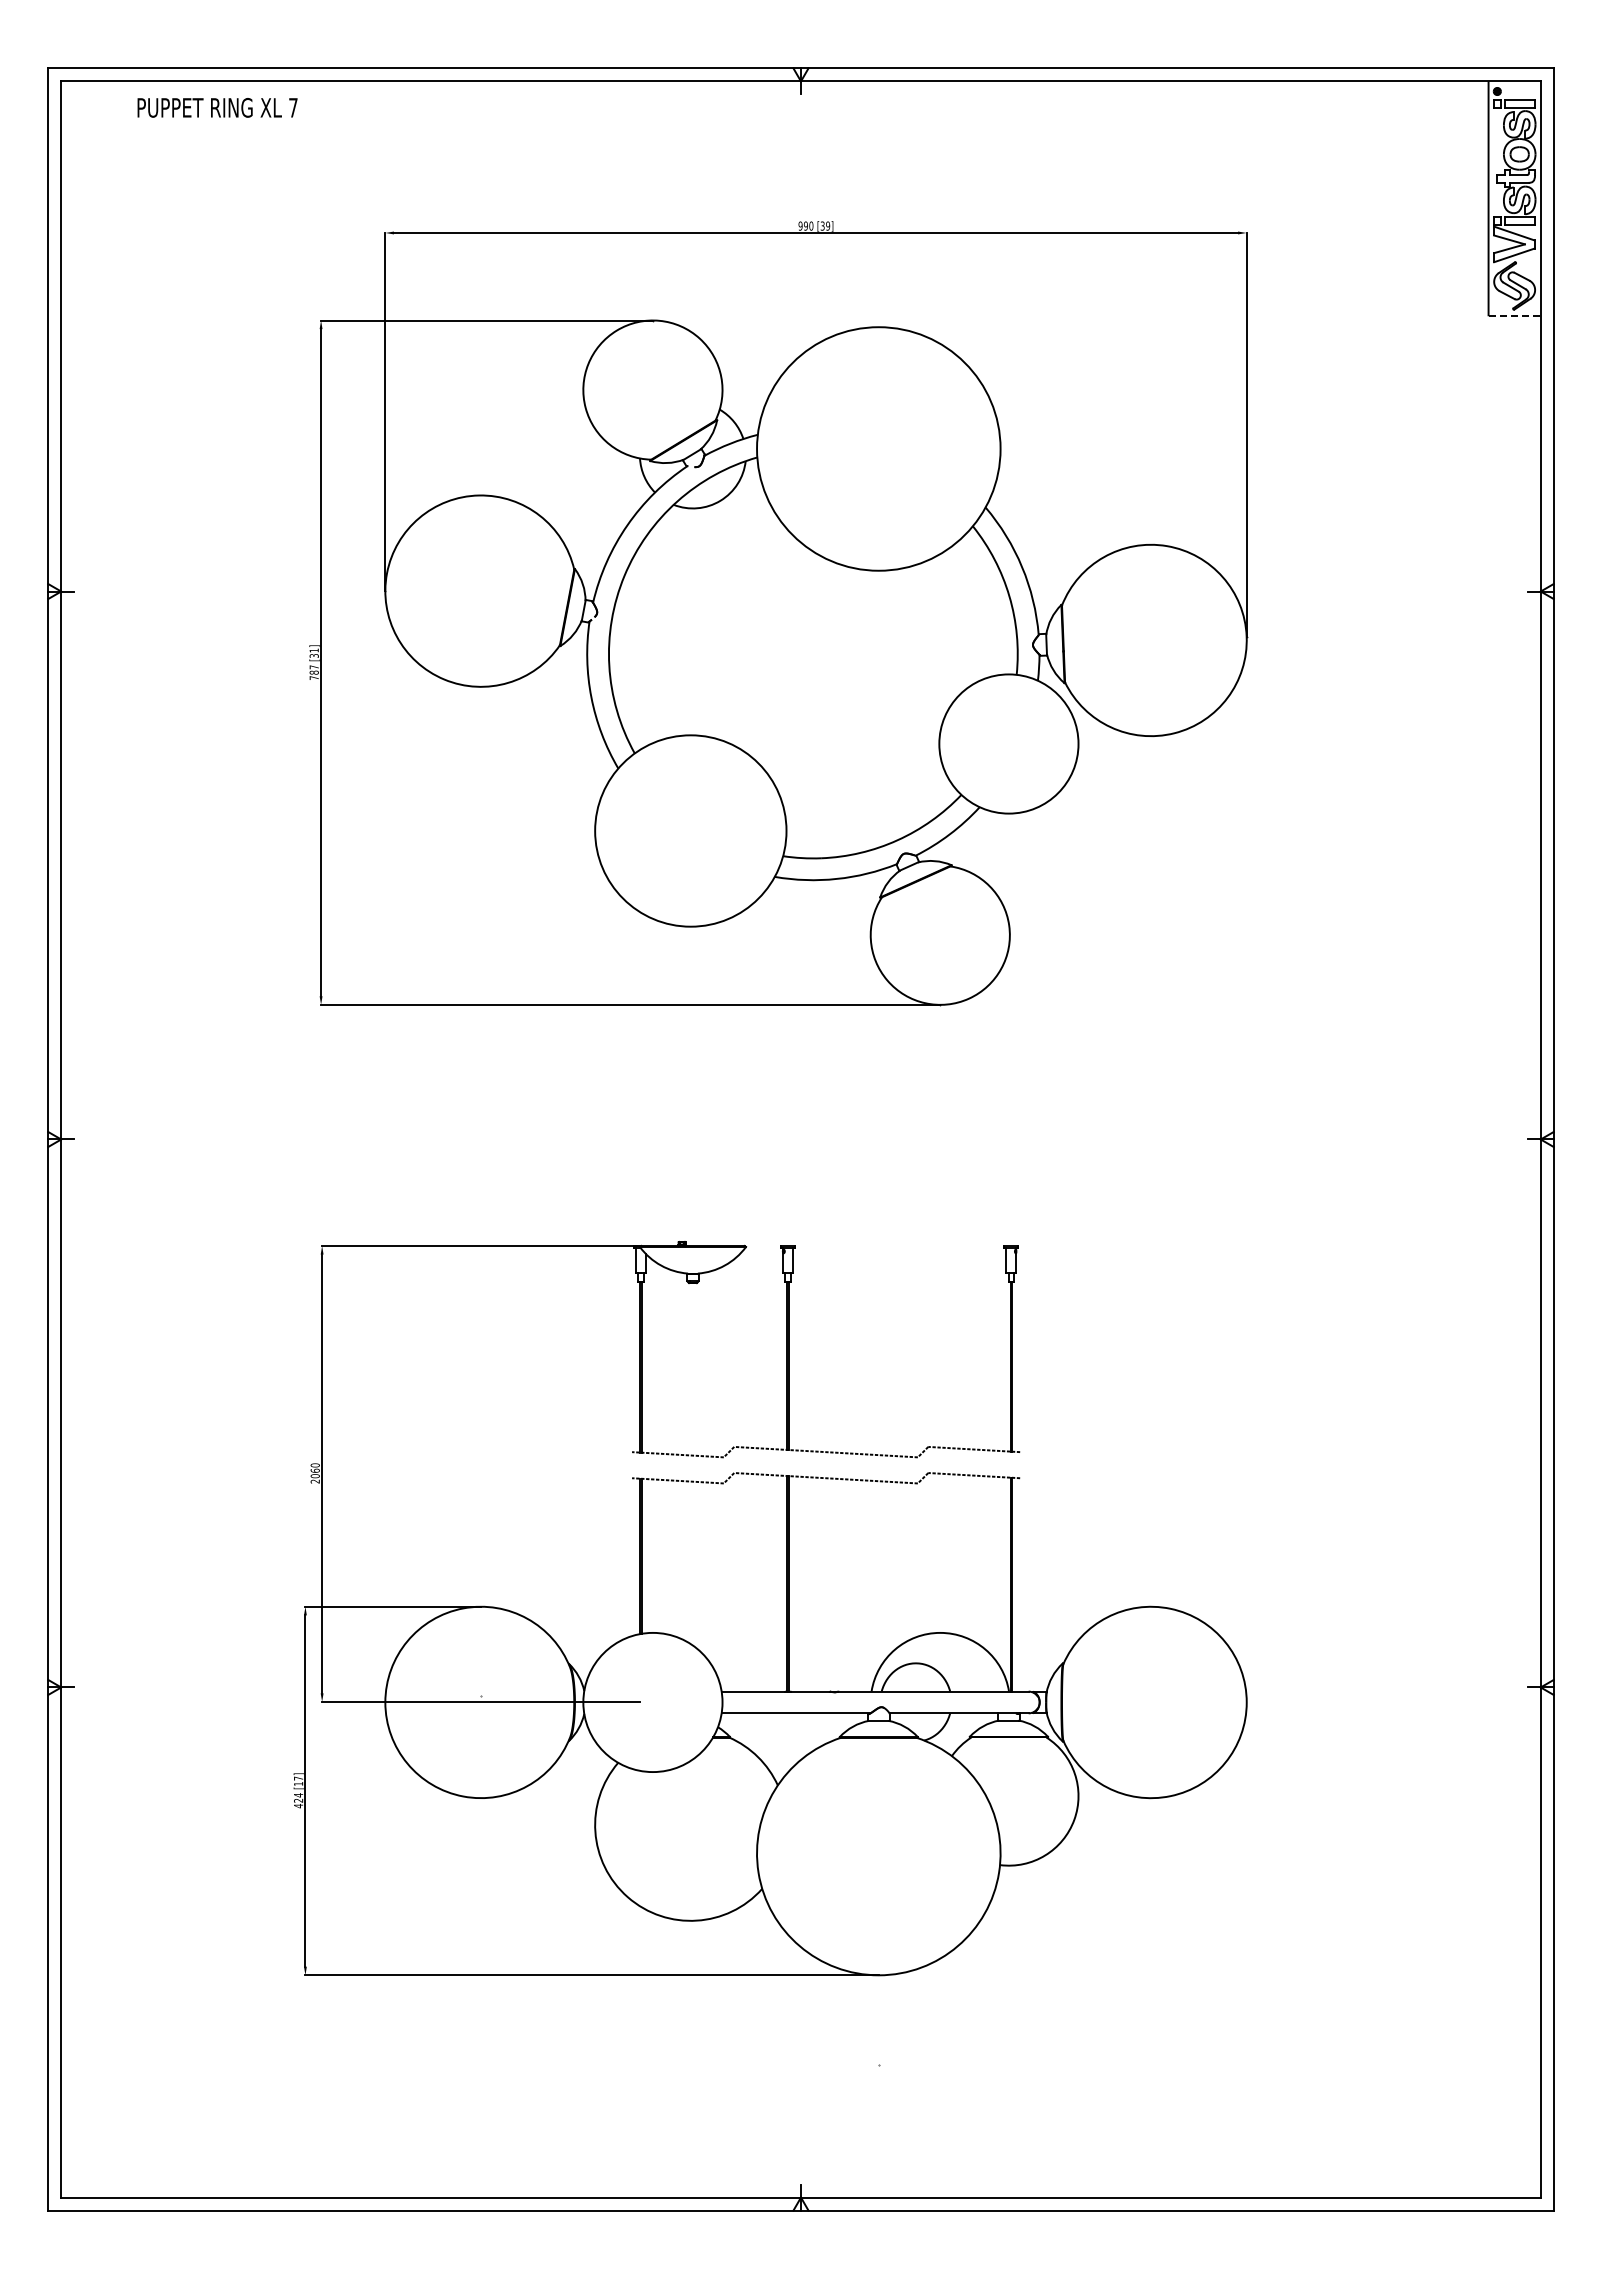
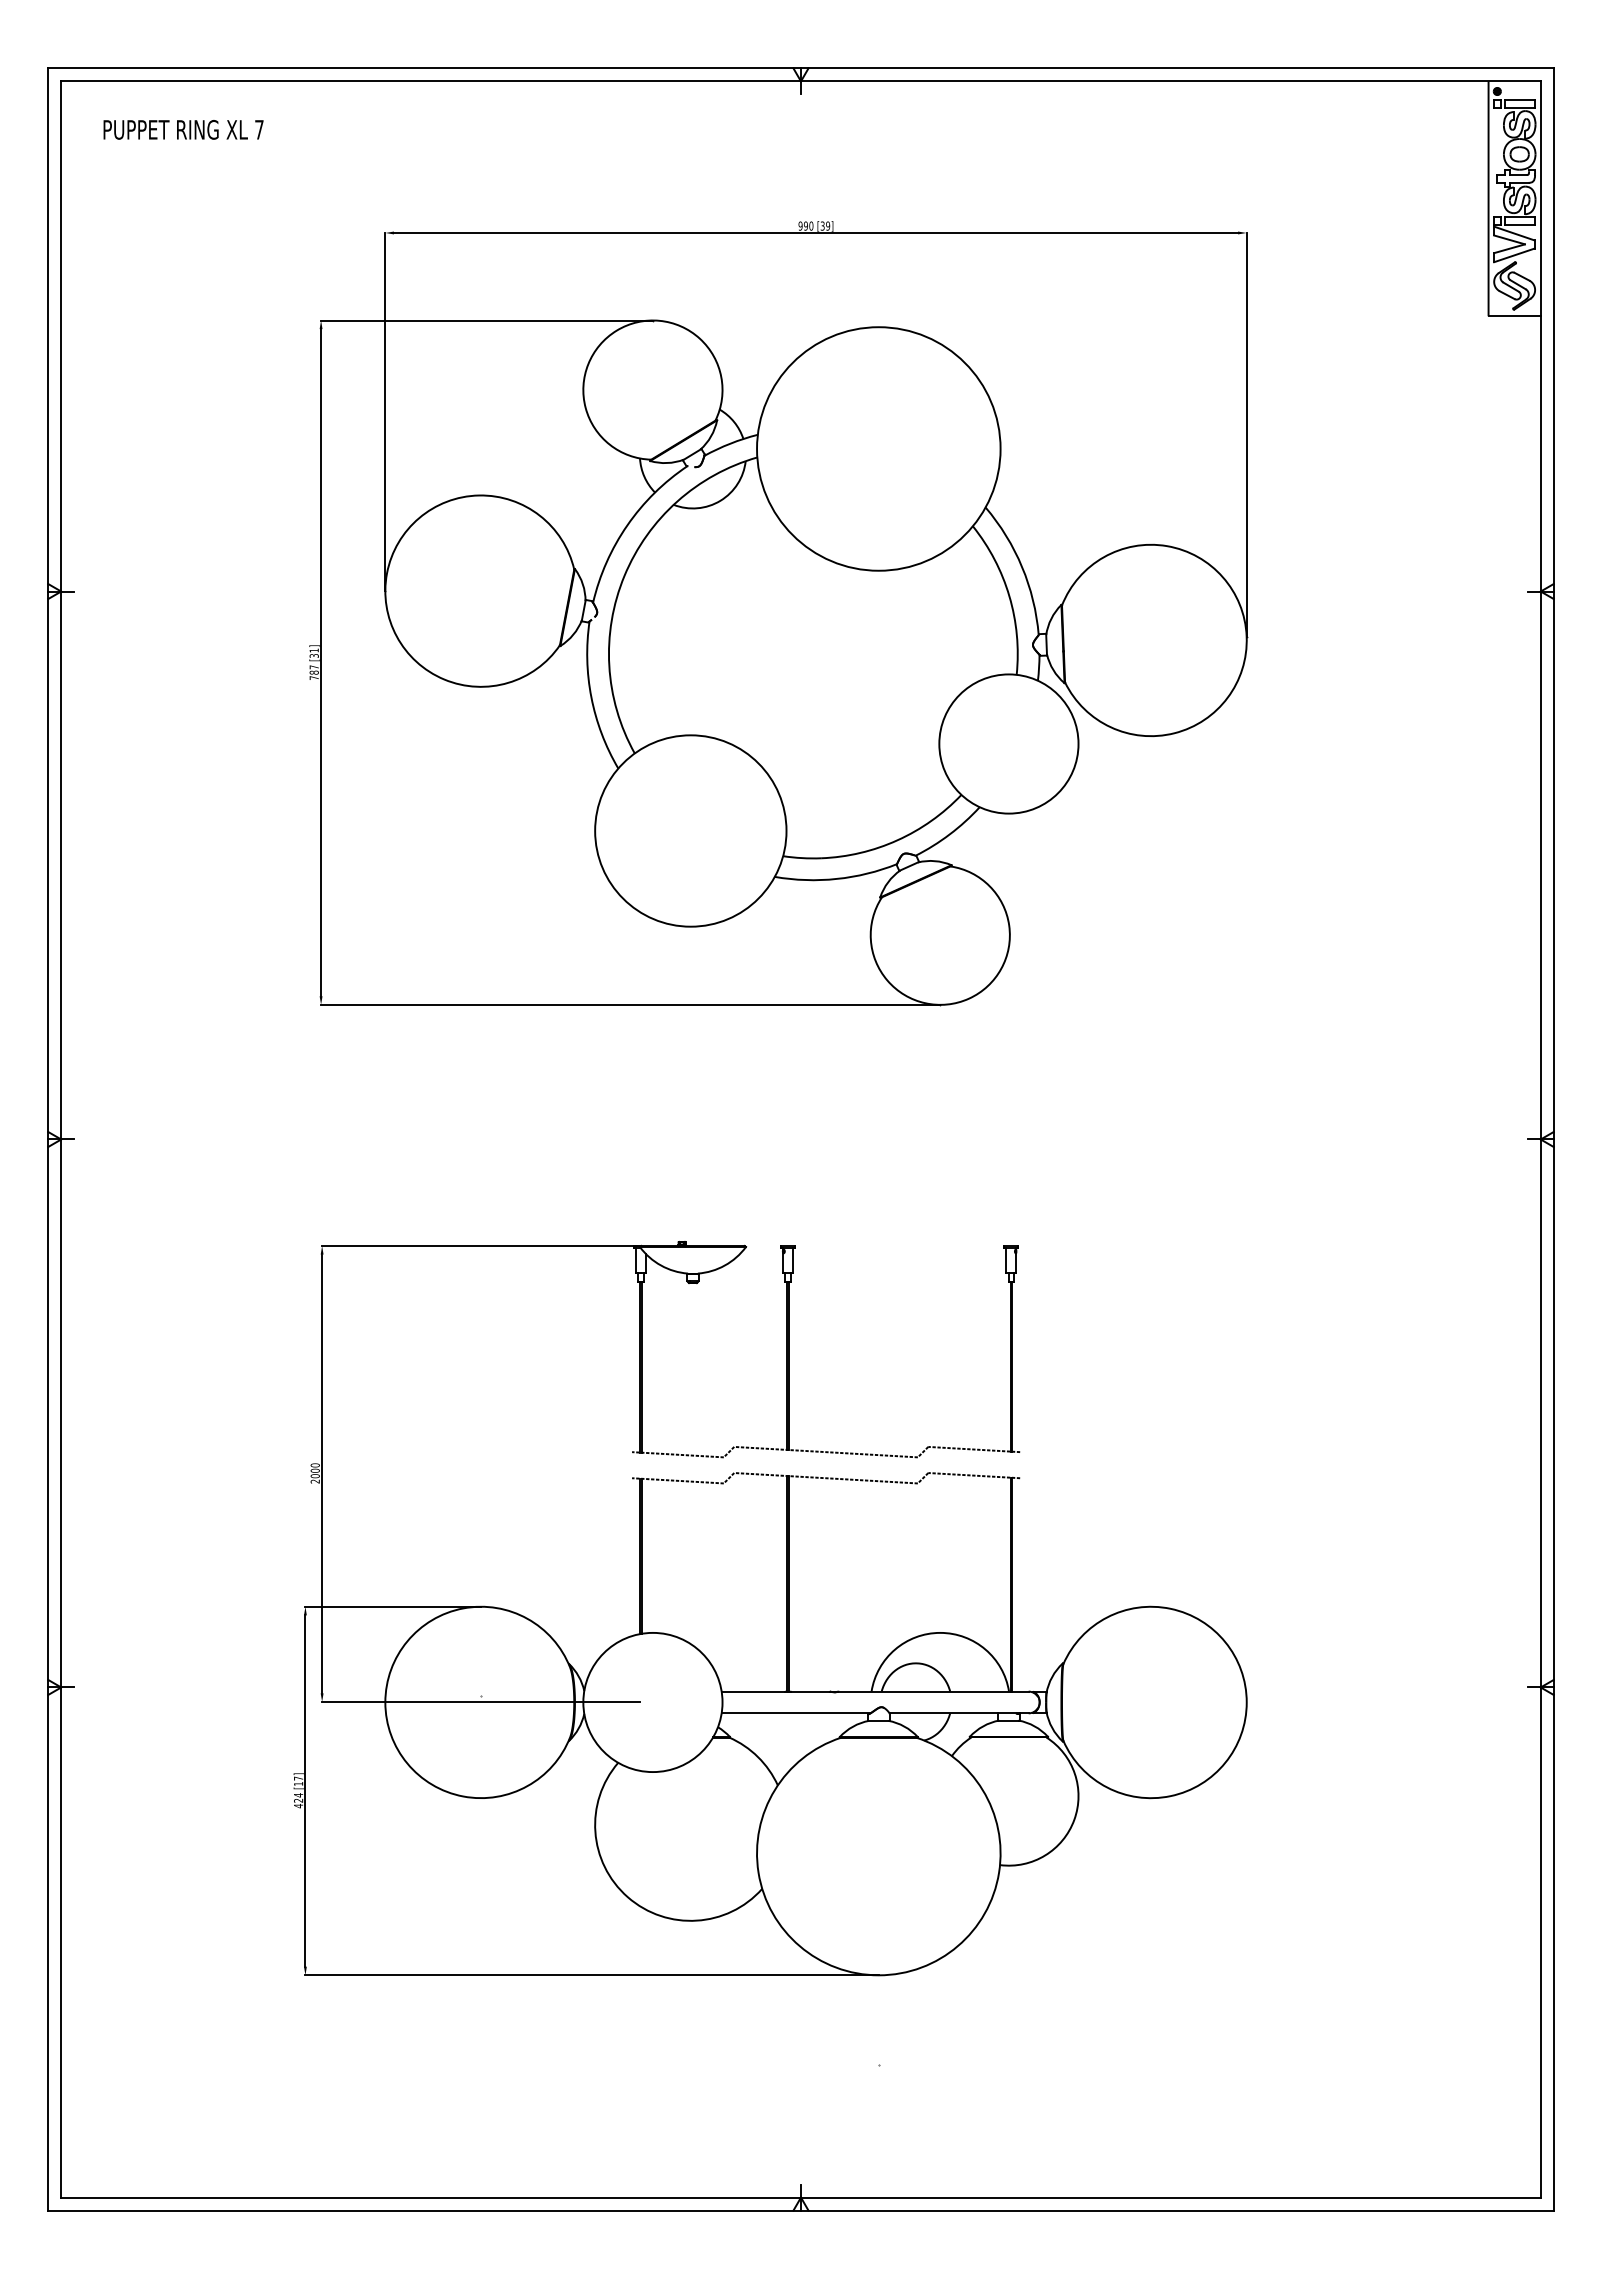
text position: (217, 107) -> (183, 129) (183, 129)
line: dashed -> solid (1515, 316)
text: 2060 -> 2000 (314, 1470)
